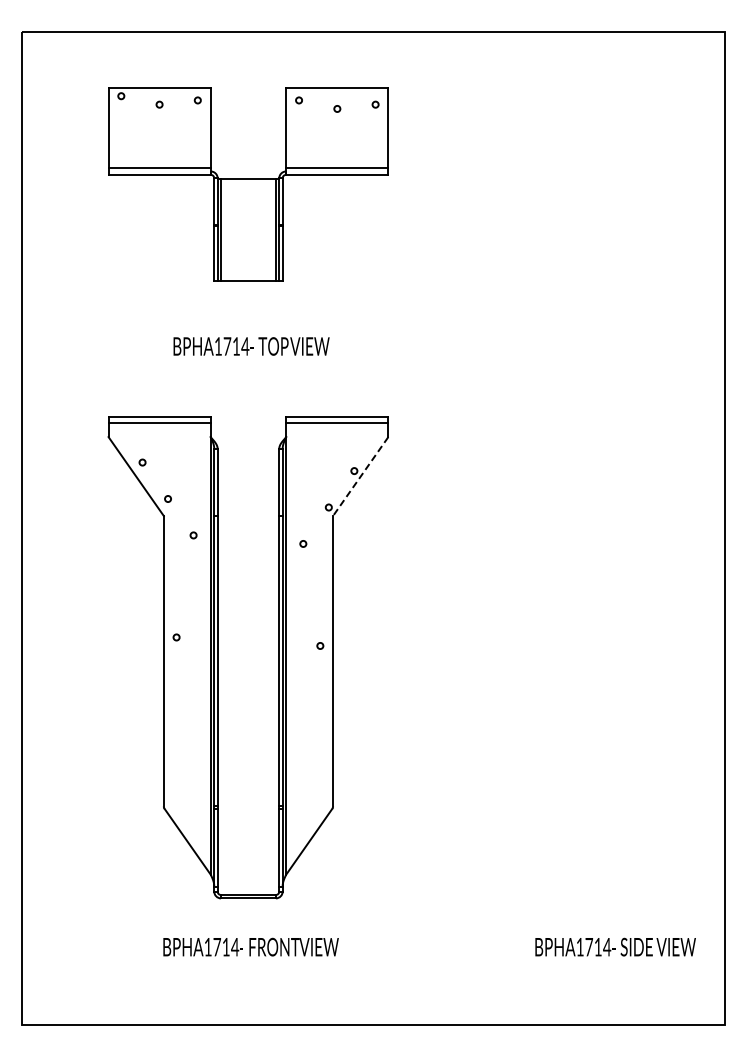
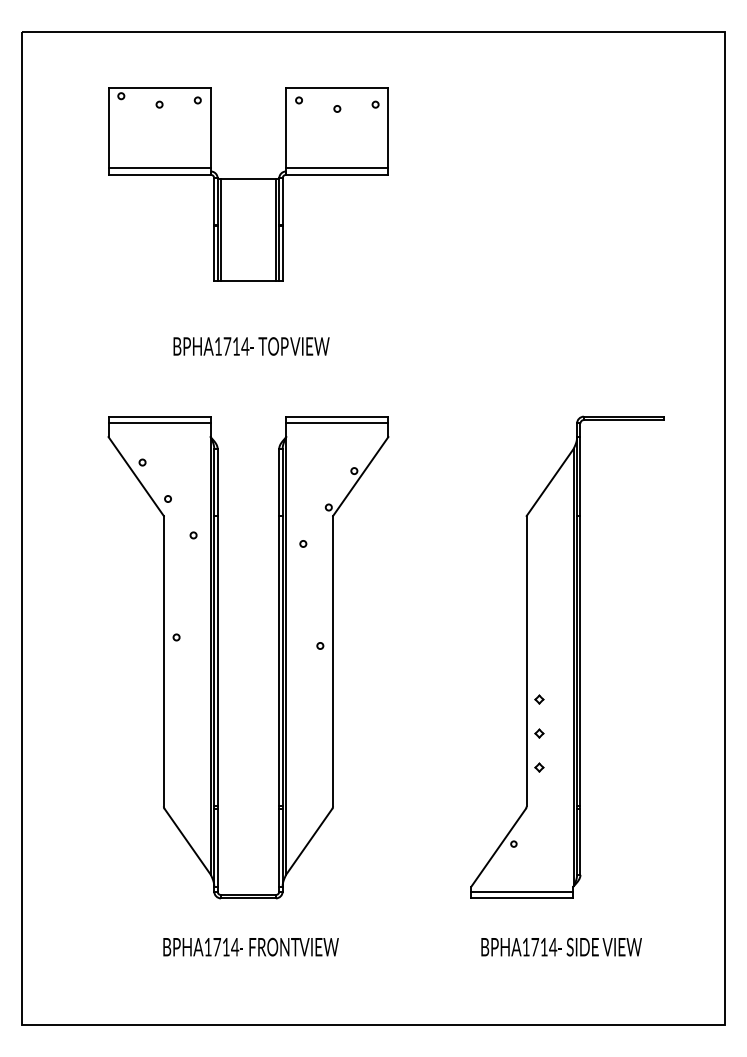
line: dashed -> solid (360, 476)
part: none -> present (567, 656)
text position: (615, 946) -> (561, 946) (561, 946)
